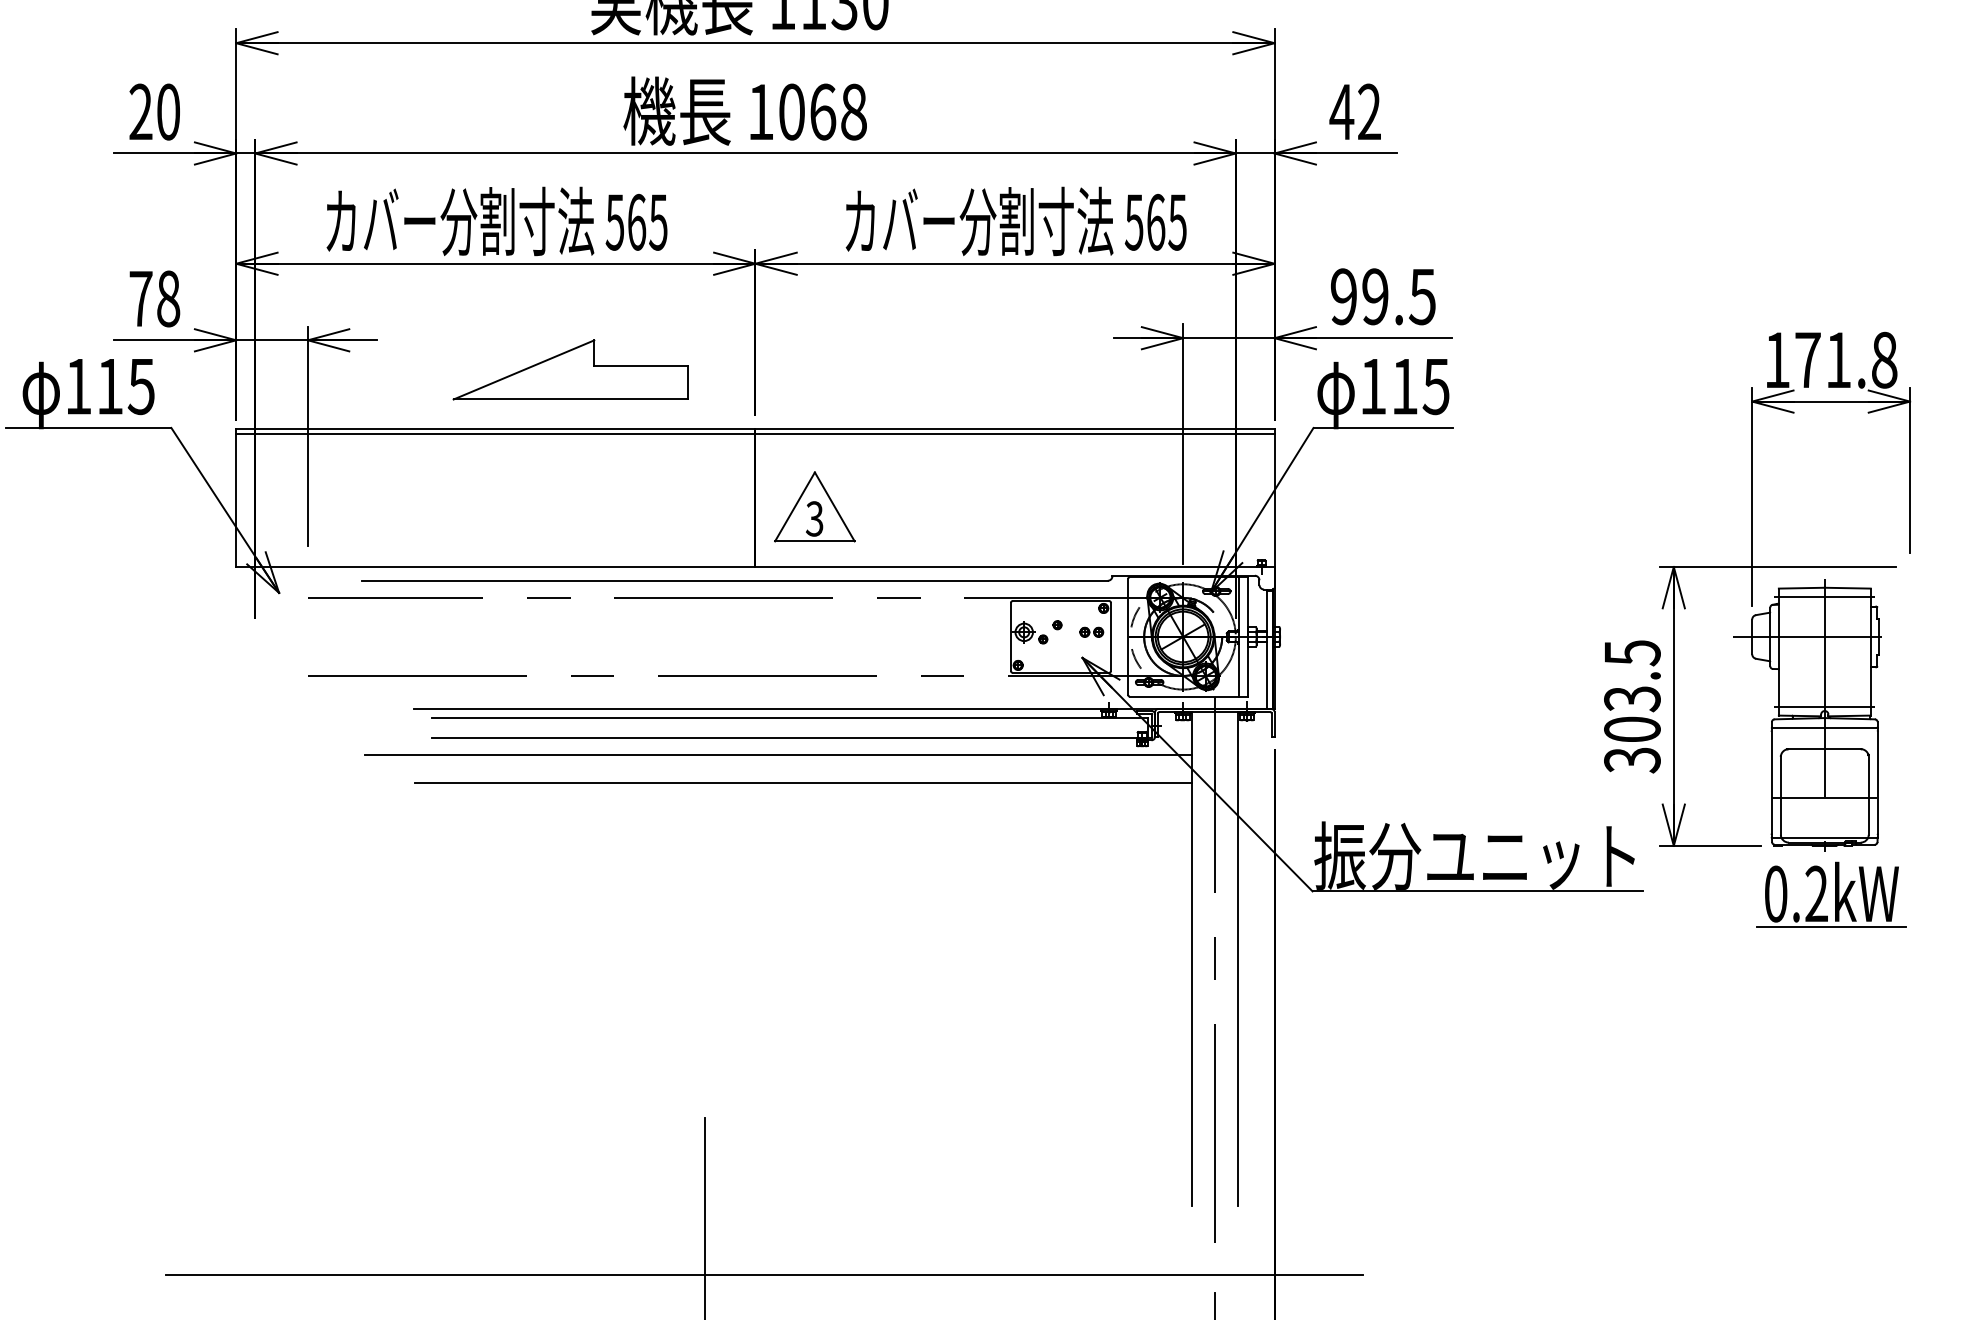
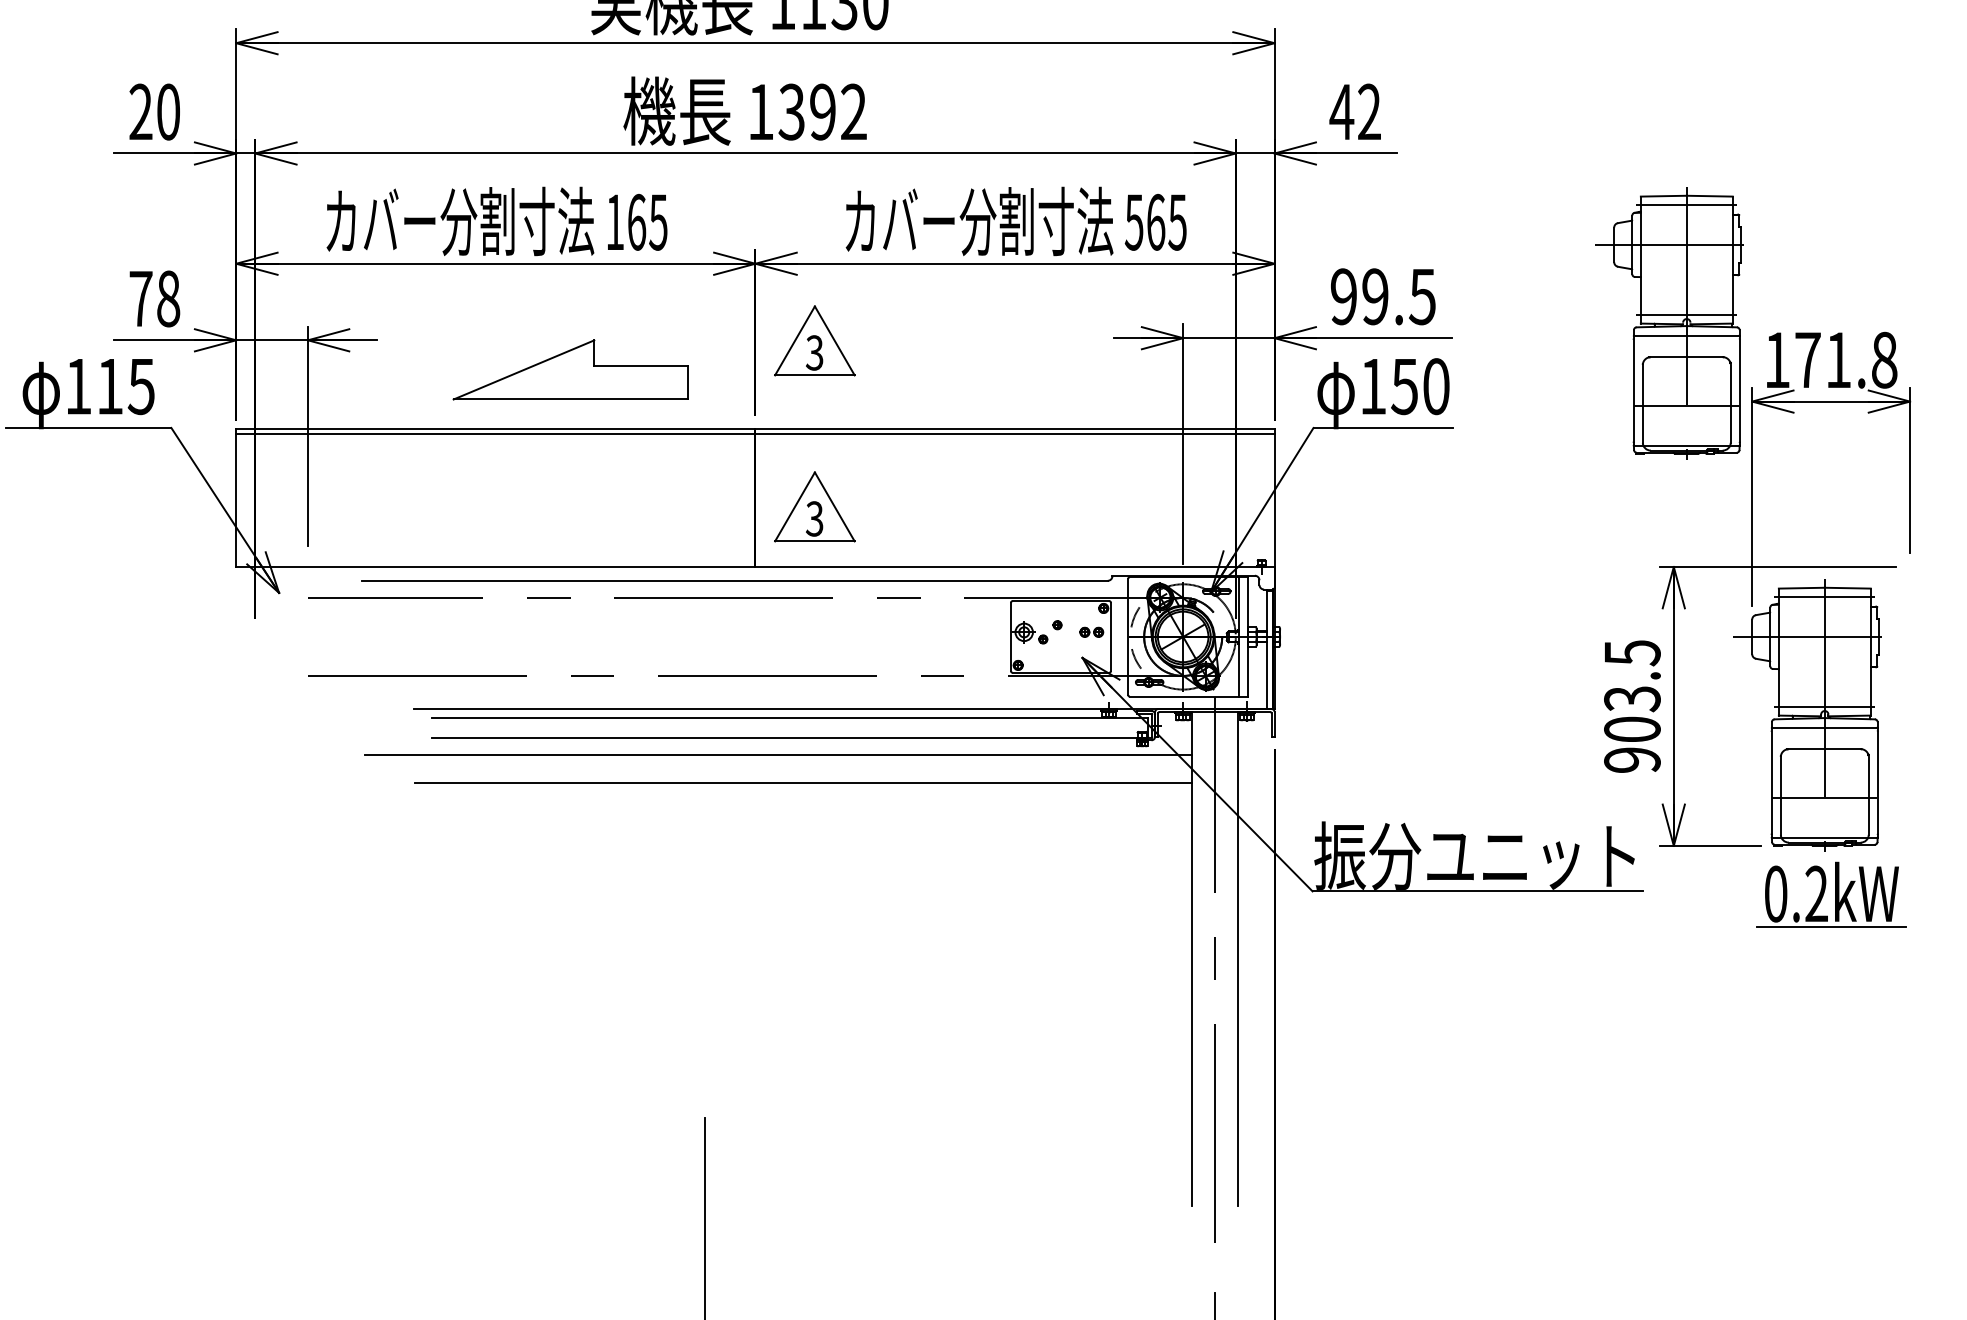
text: 1068 -> 1392 (822, 111)
text: 565 -> 165 (614, 222)
part: none -> present (1669, 323)
part: none -> present (814, 340)
text: 115 -> 150 (1420, 386)
text: 303.5 -> 903.5 (1632, 760)
line: present -> none (764, 1275)
